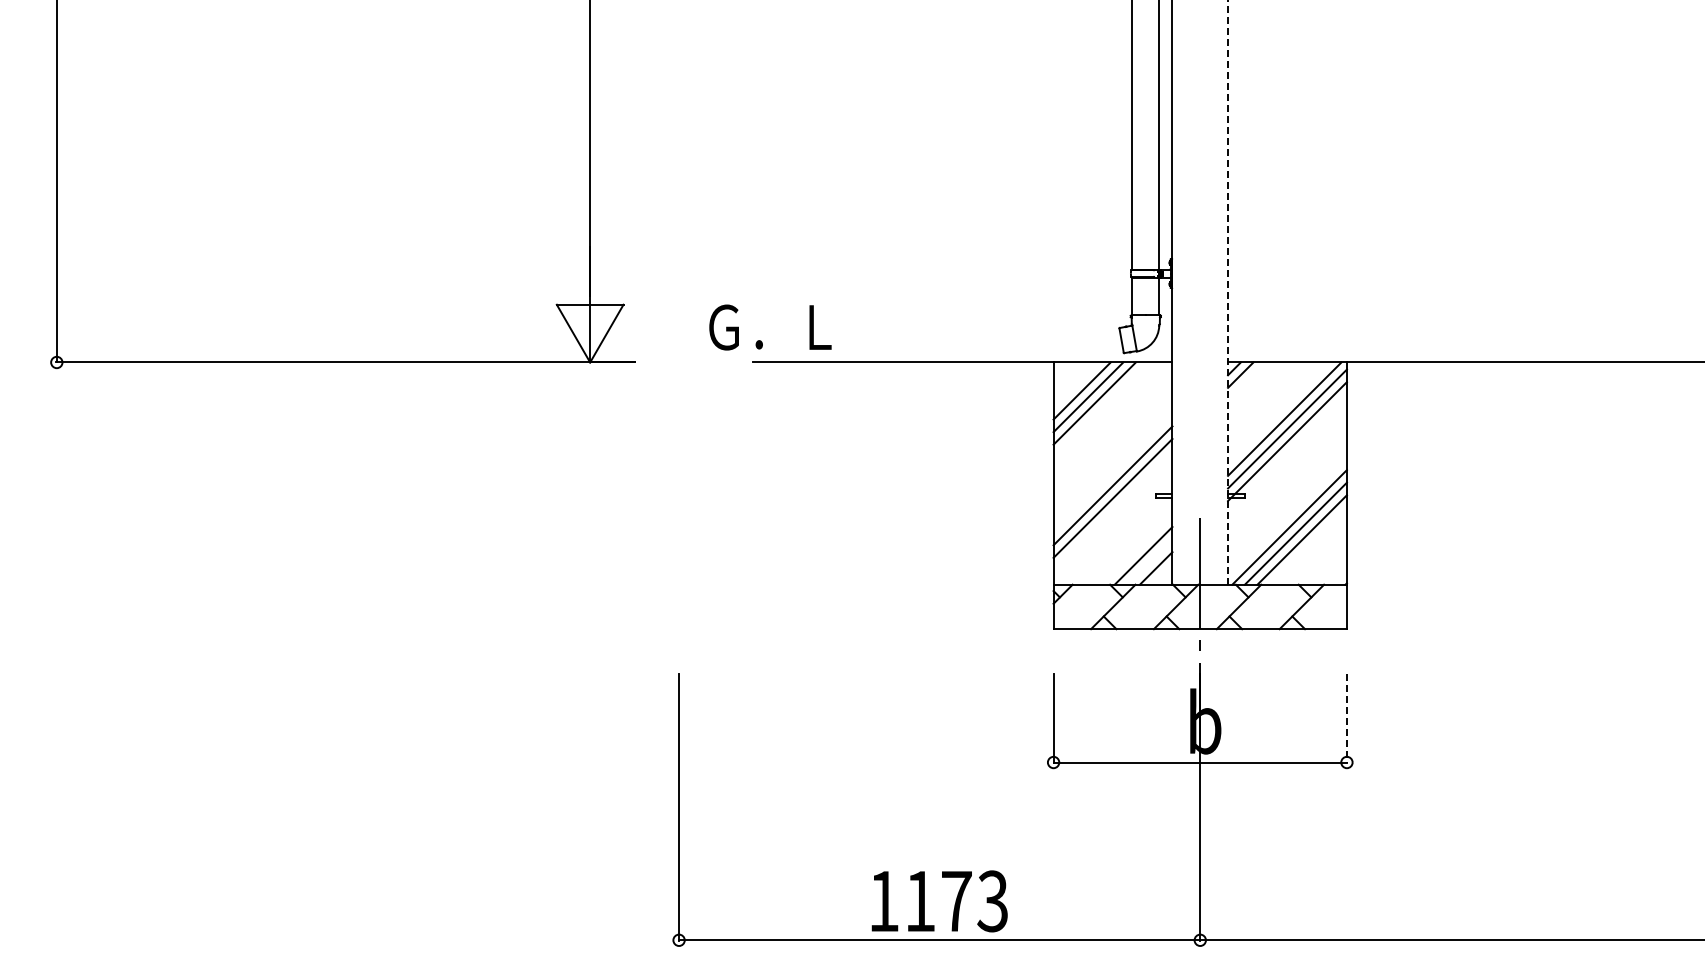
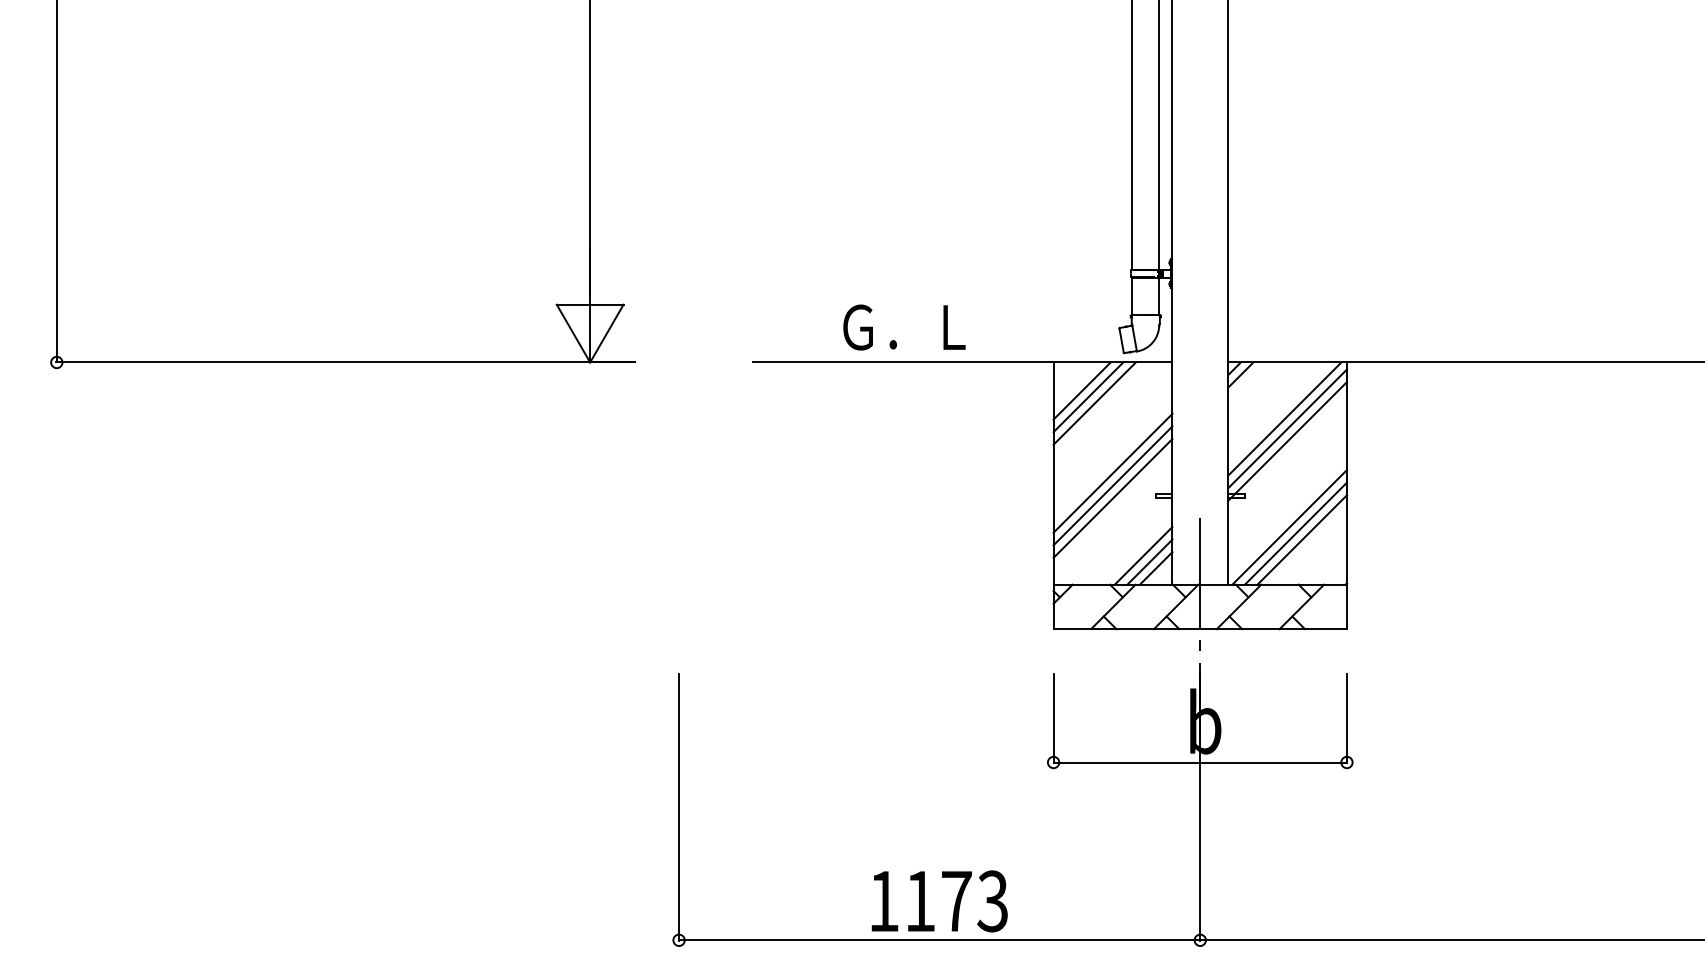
line: dashed -> solid (1228, 292)
text position: (770, 327) -> (904, 327) (904, 327)
line: none -> present (1112, 472)
line: none -> present (1149, 561)
line: dashed -> solid (1346, 718)
